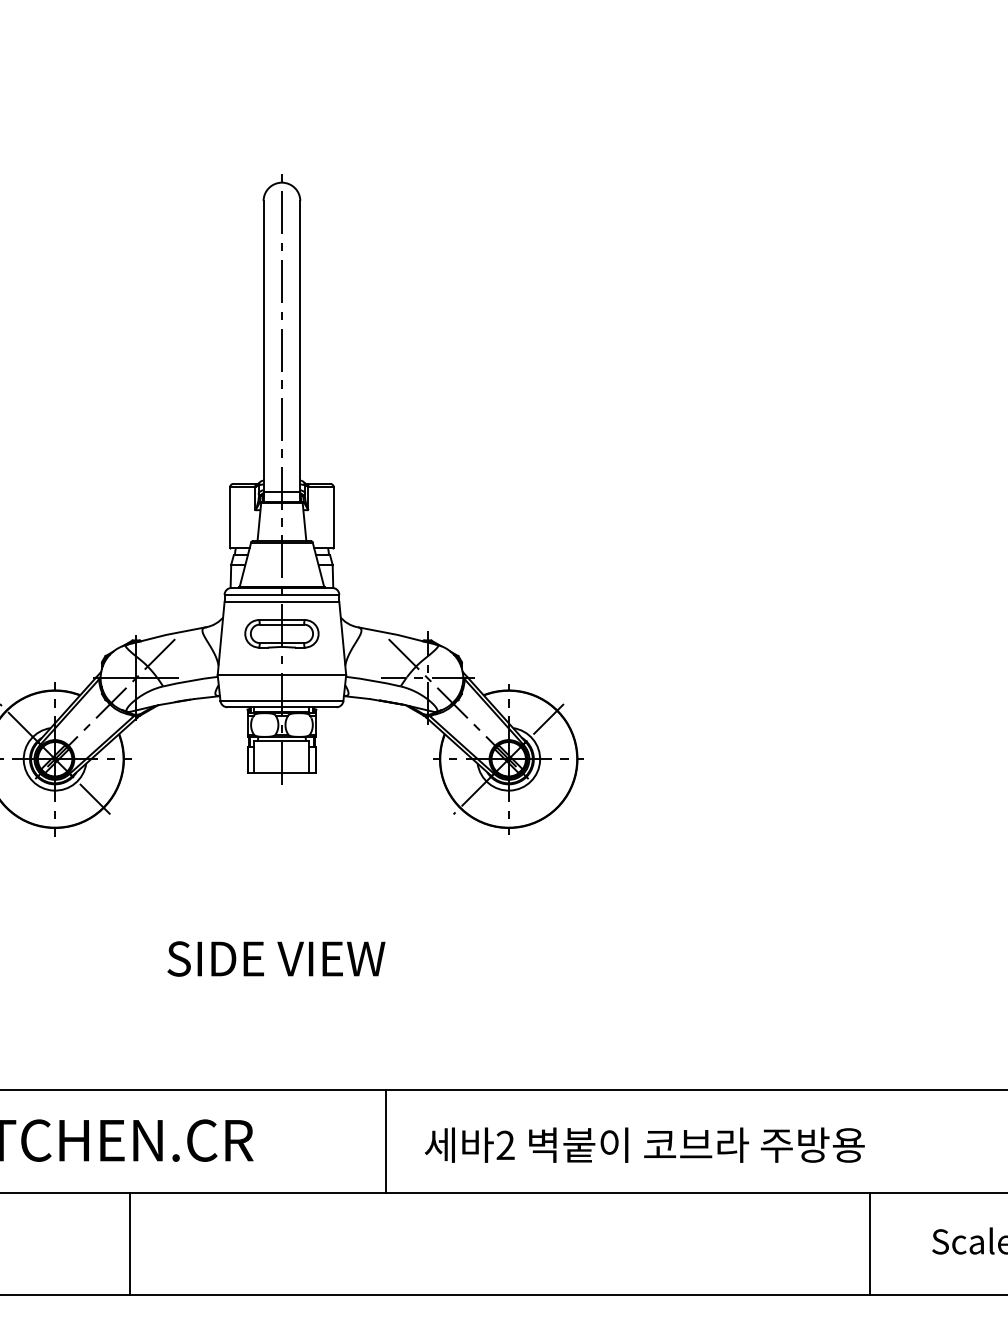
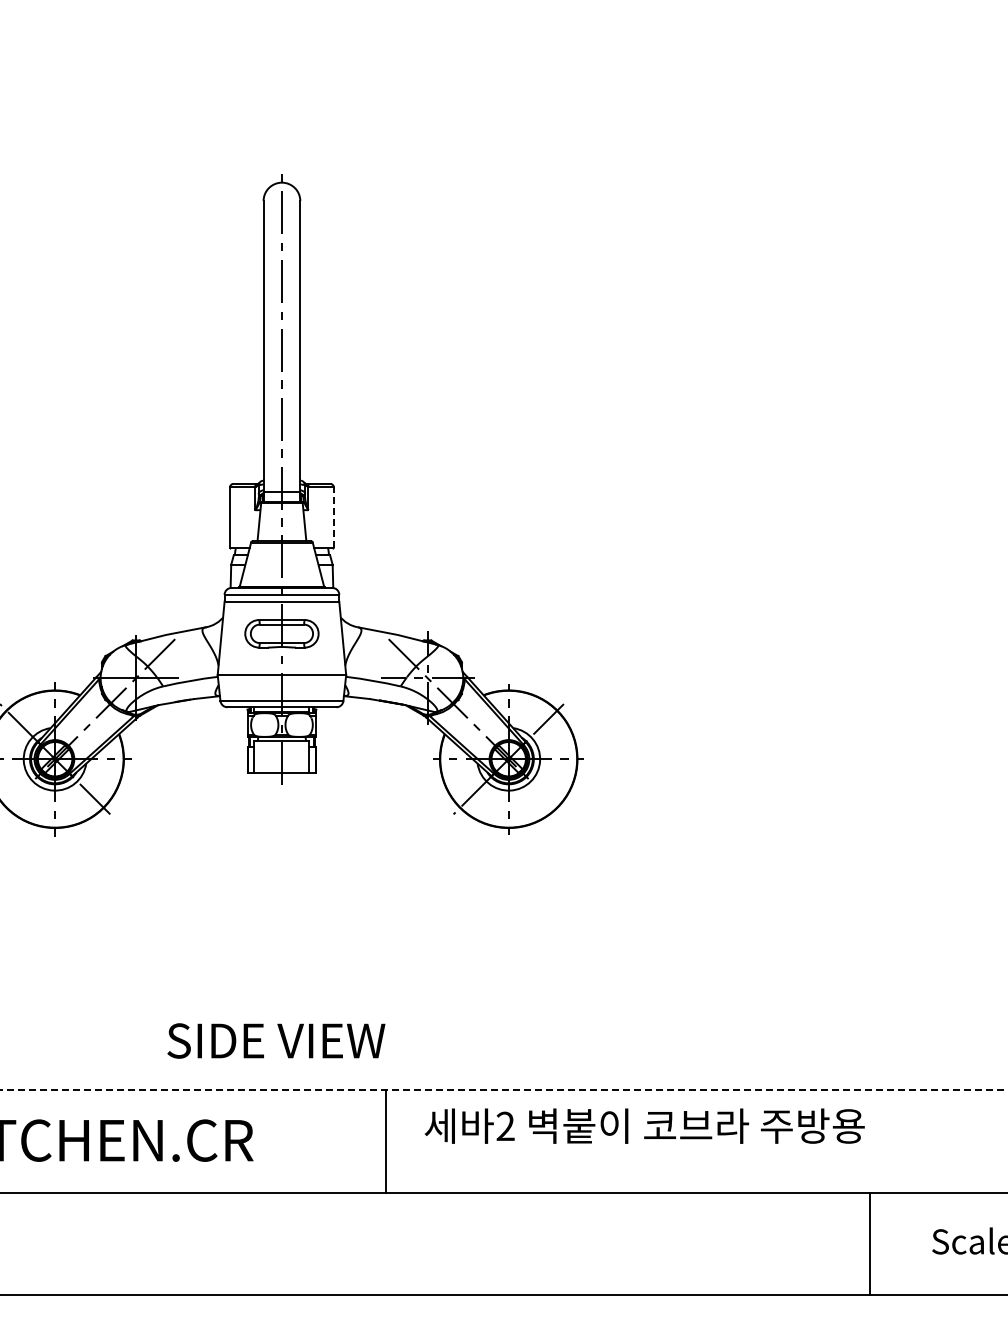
line: solid -> dashed (333, 517)
text position: (276, 958) -> (276, 1040) (276, 1040)
line: solid -> dashed (503, 1089)
text position: (644, 1144) -> (644, 1125) (644, 1125)
line: present -> none (129, 1243)
